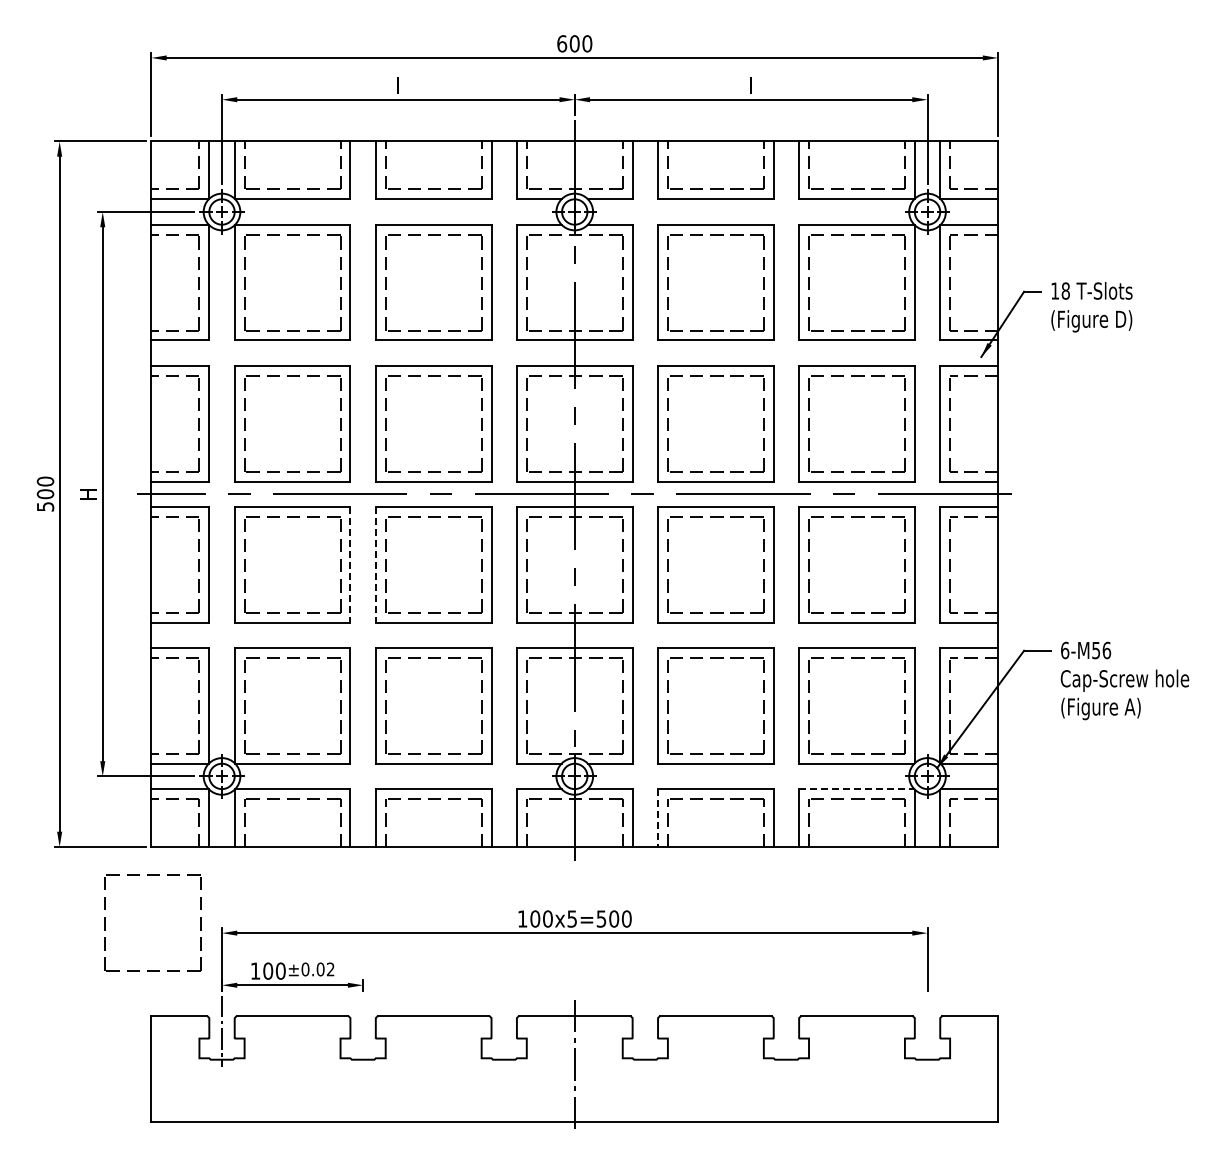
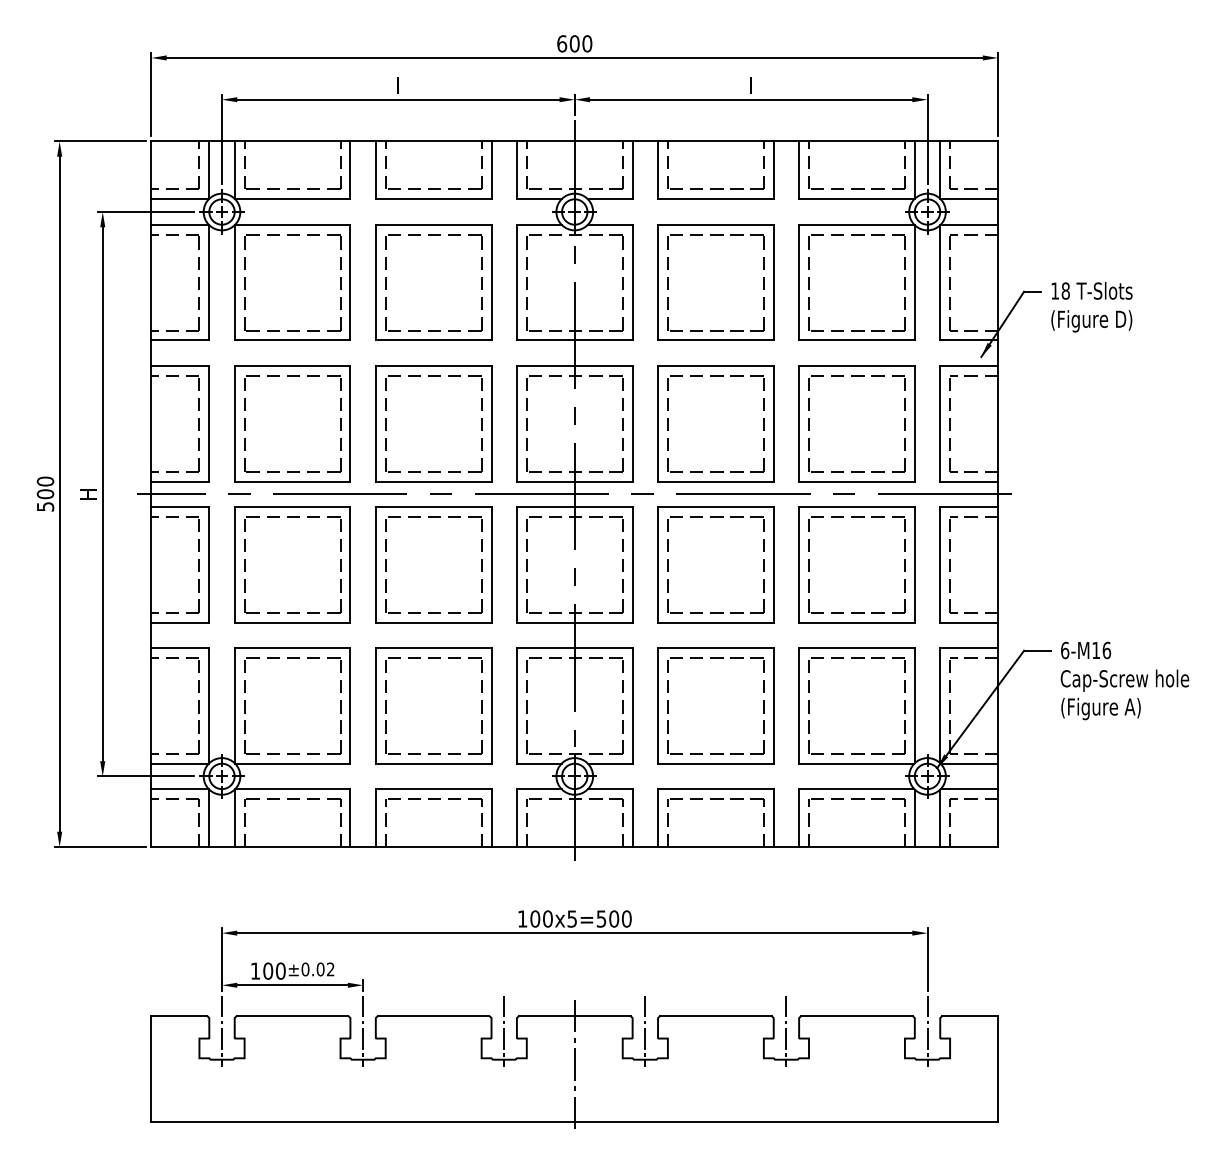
line: dashed -> solid (350, 564)
line: dashed -> solid (375, 564)
text: 6-M56 -> 6-M16 (1096, 650)
line: dashed -> solid (856, 789)
line: dashed -> solid (658, 818)
part: present -> none (152, 875)
line: none -> present (363, 1030)
line: none -> present (504, 1030)
line: none -> present (645, 1030)
line: none -> present (786, 1030)
line: none -> present (927, 1030)
